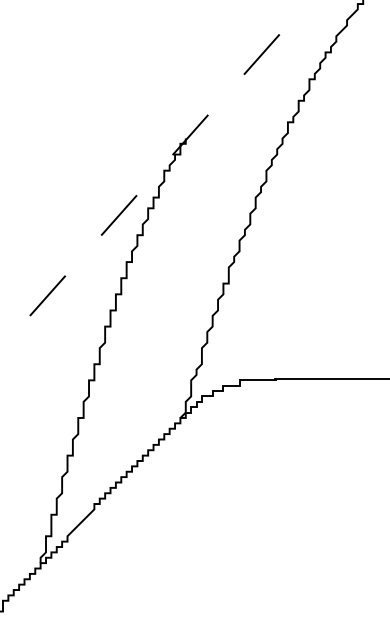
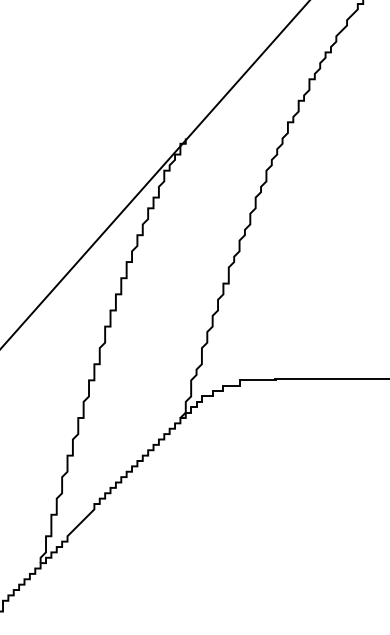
line: dashed -> solid (155, 174)
